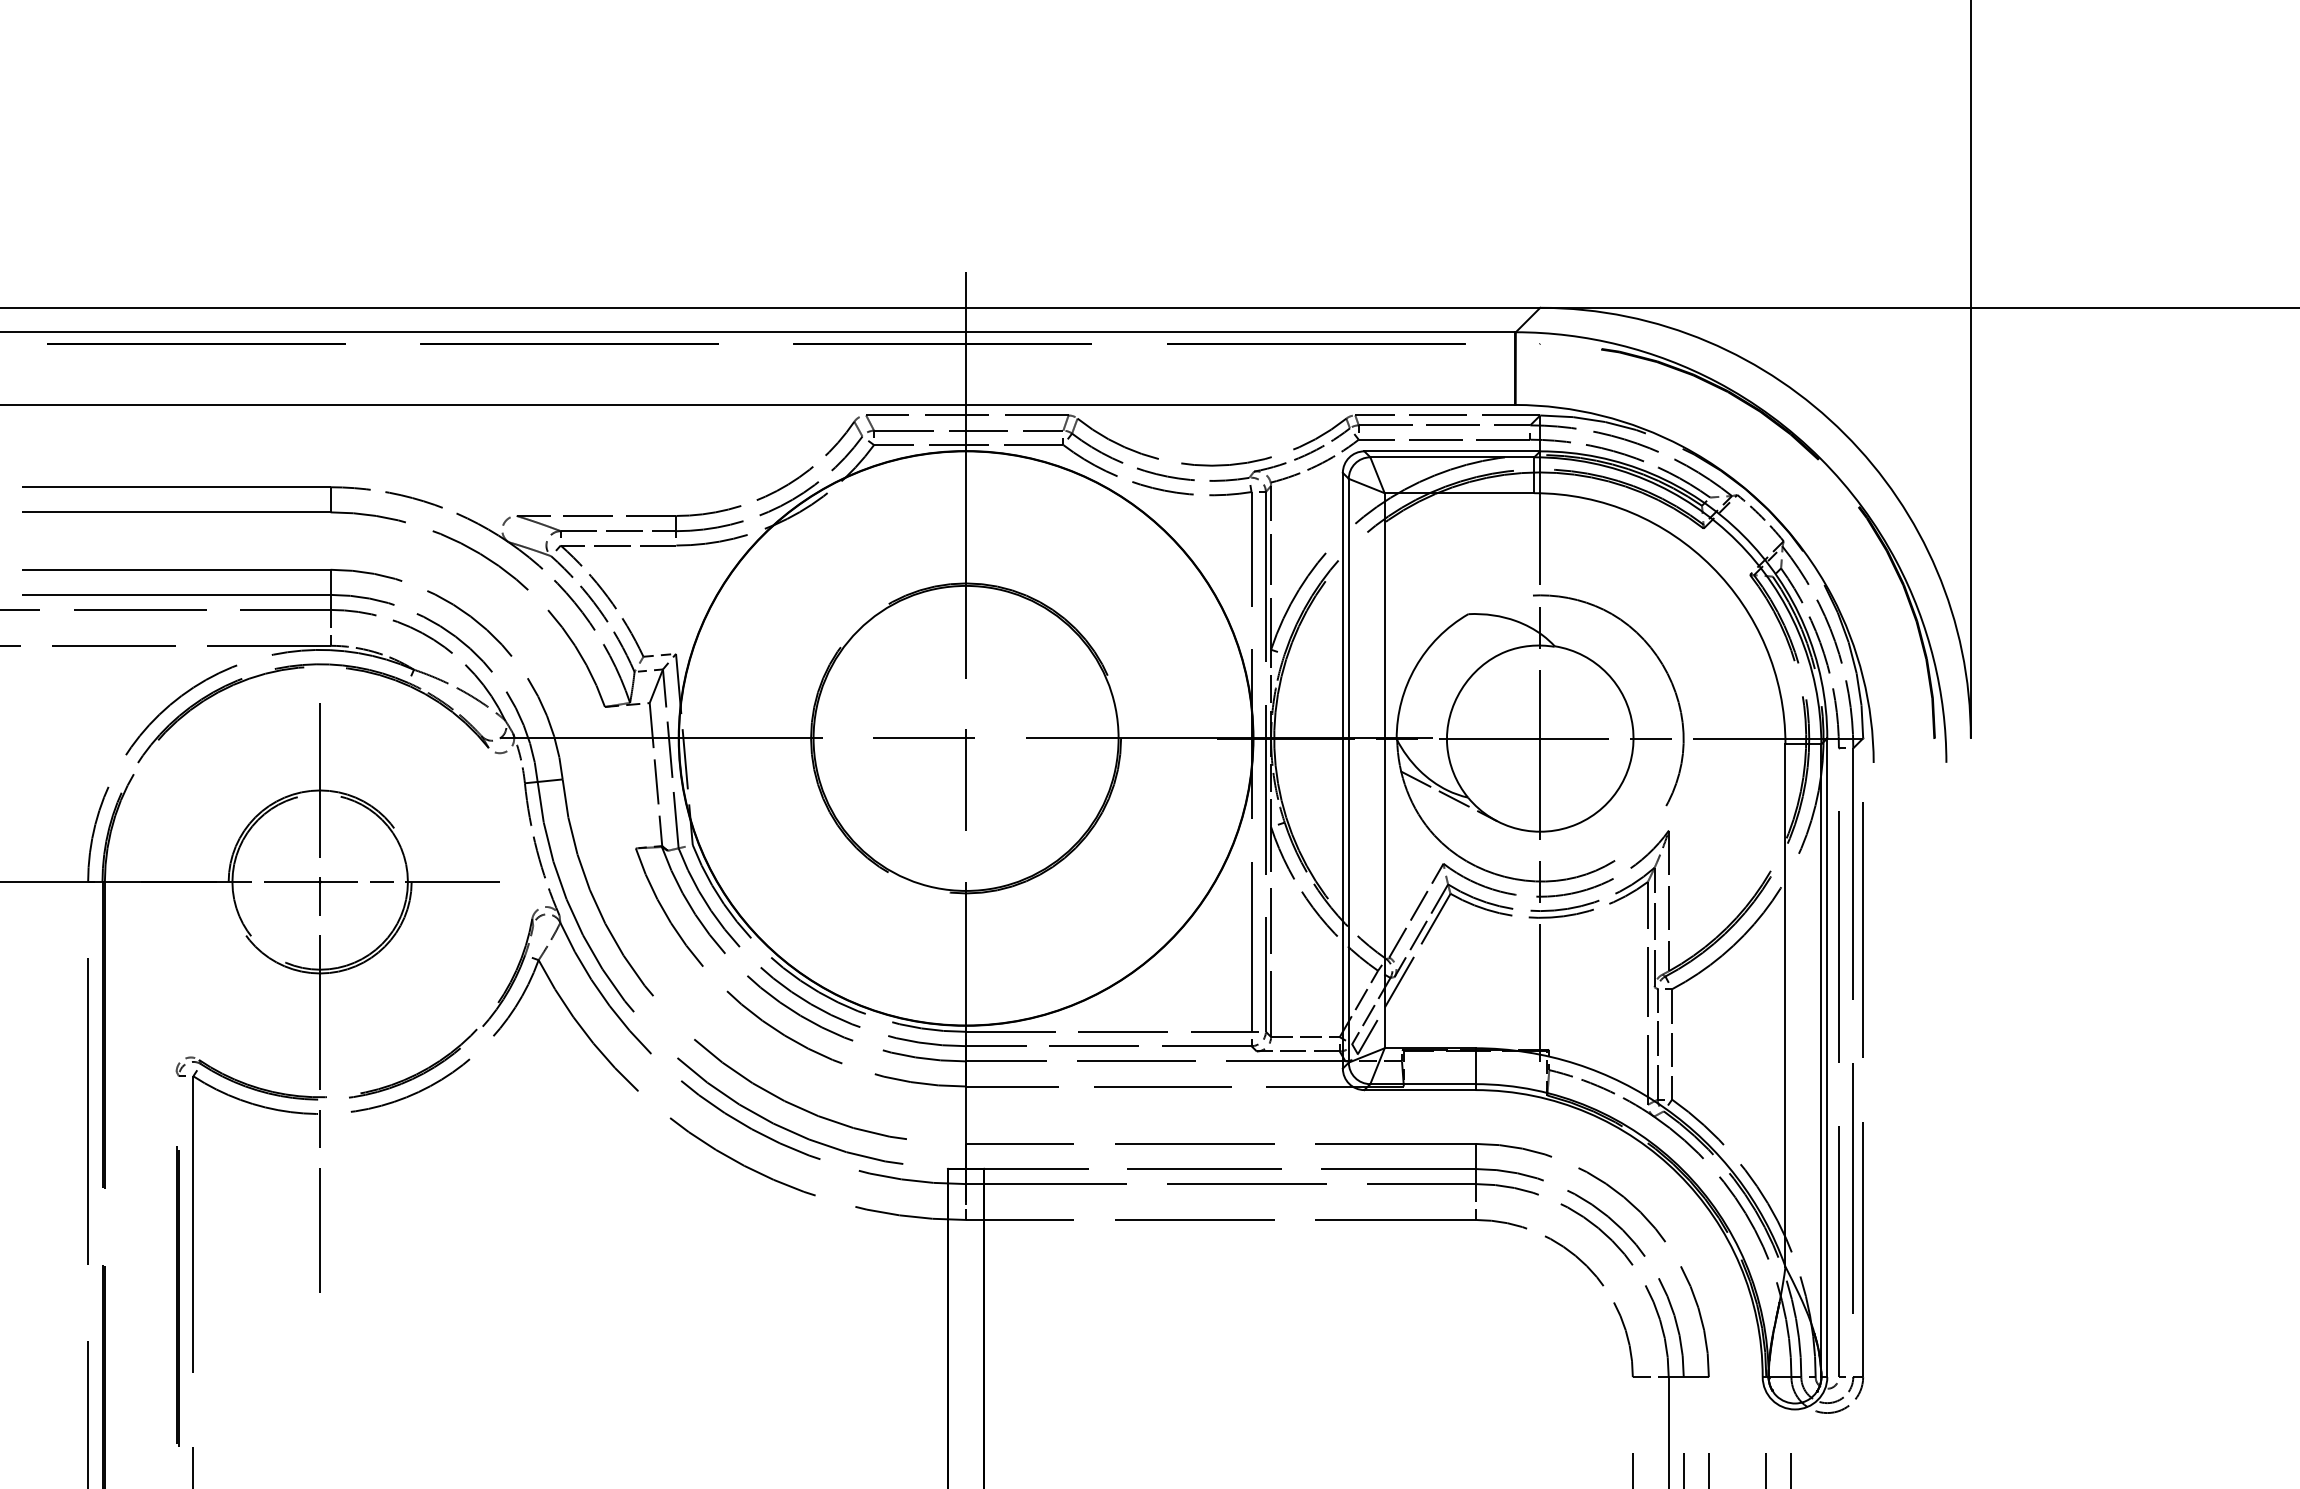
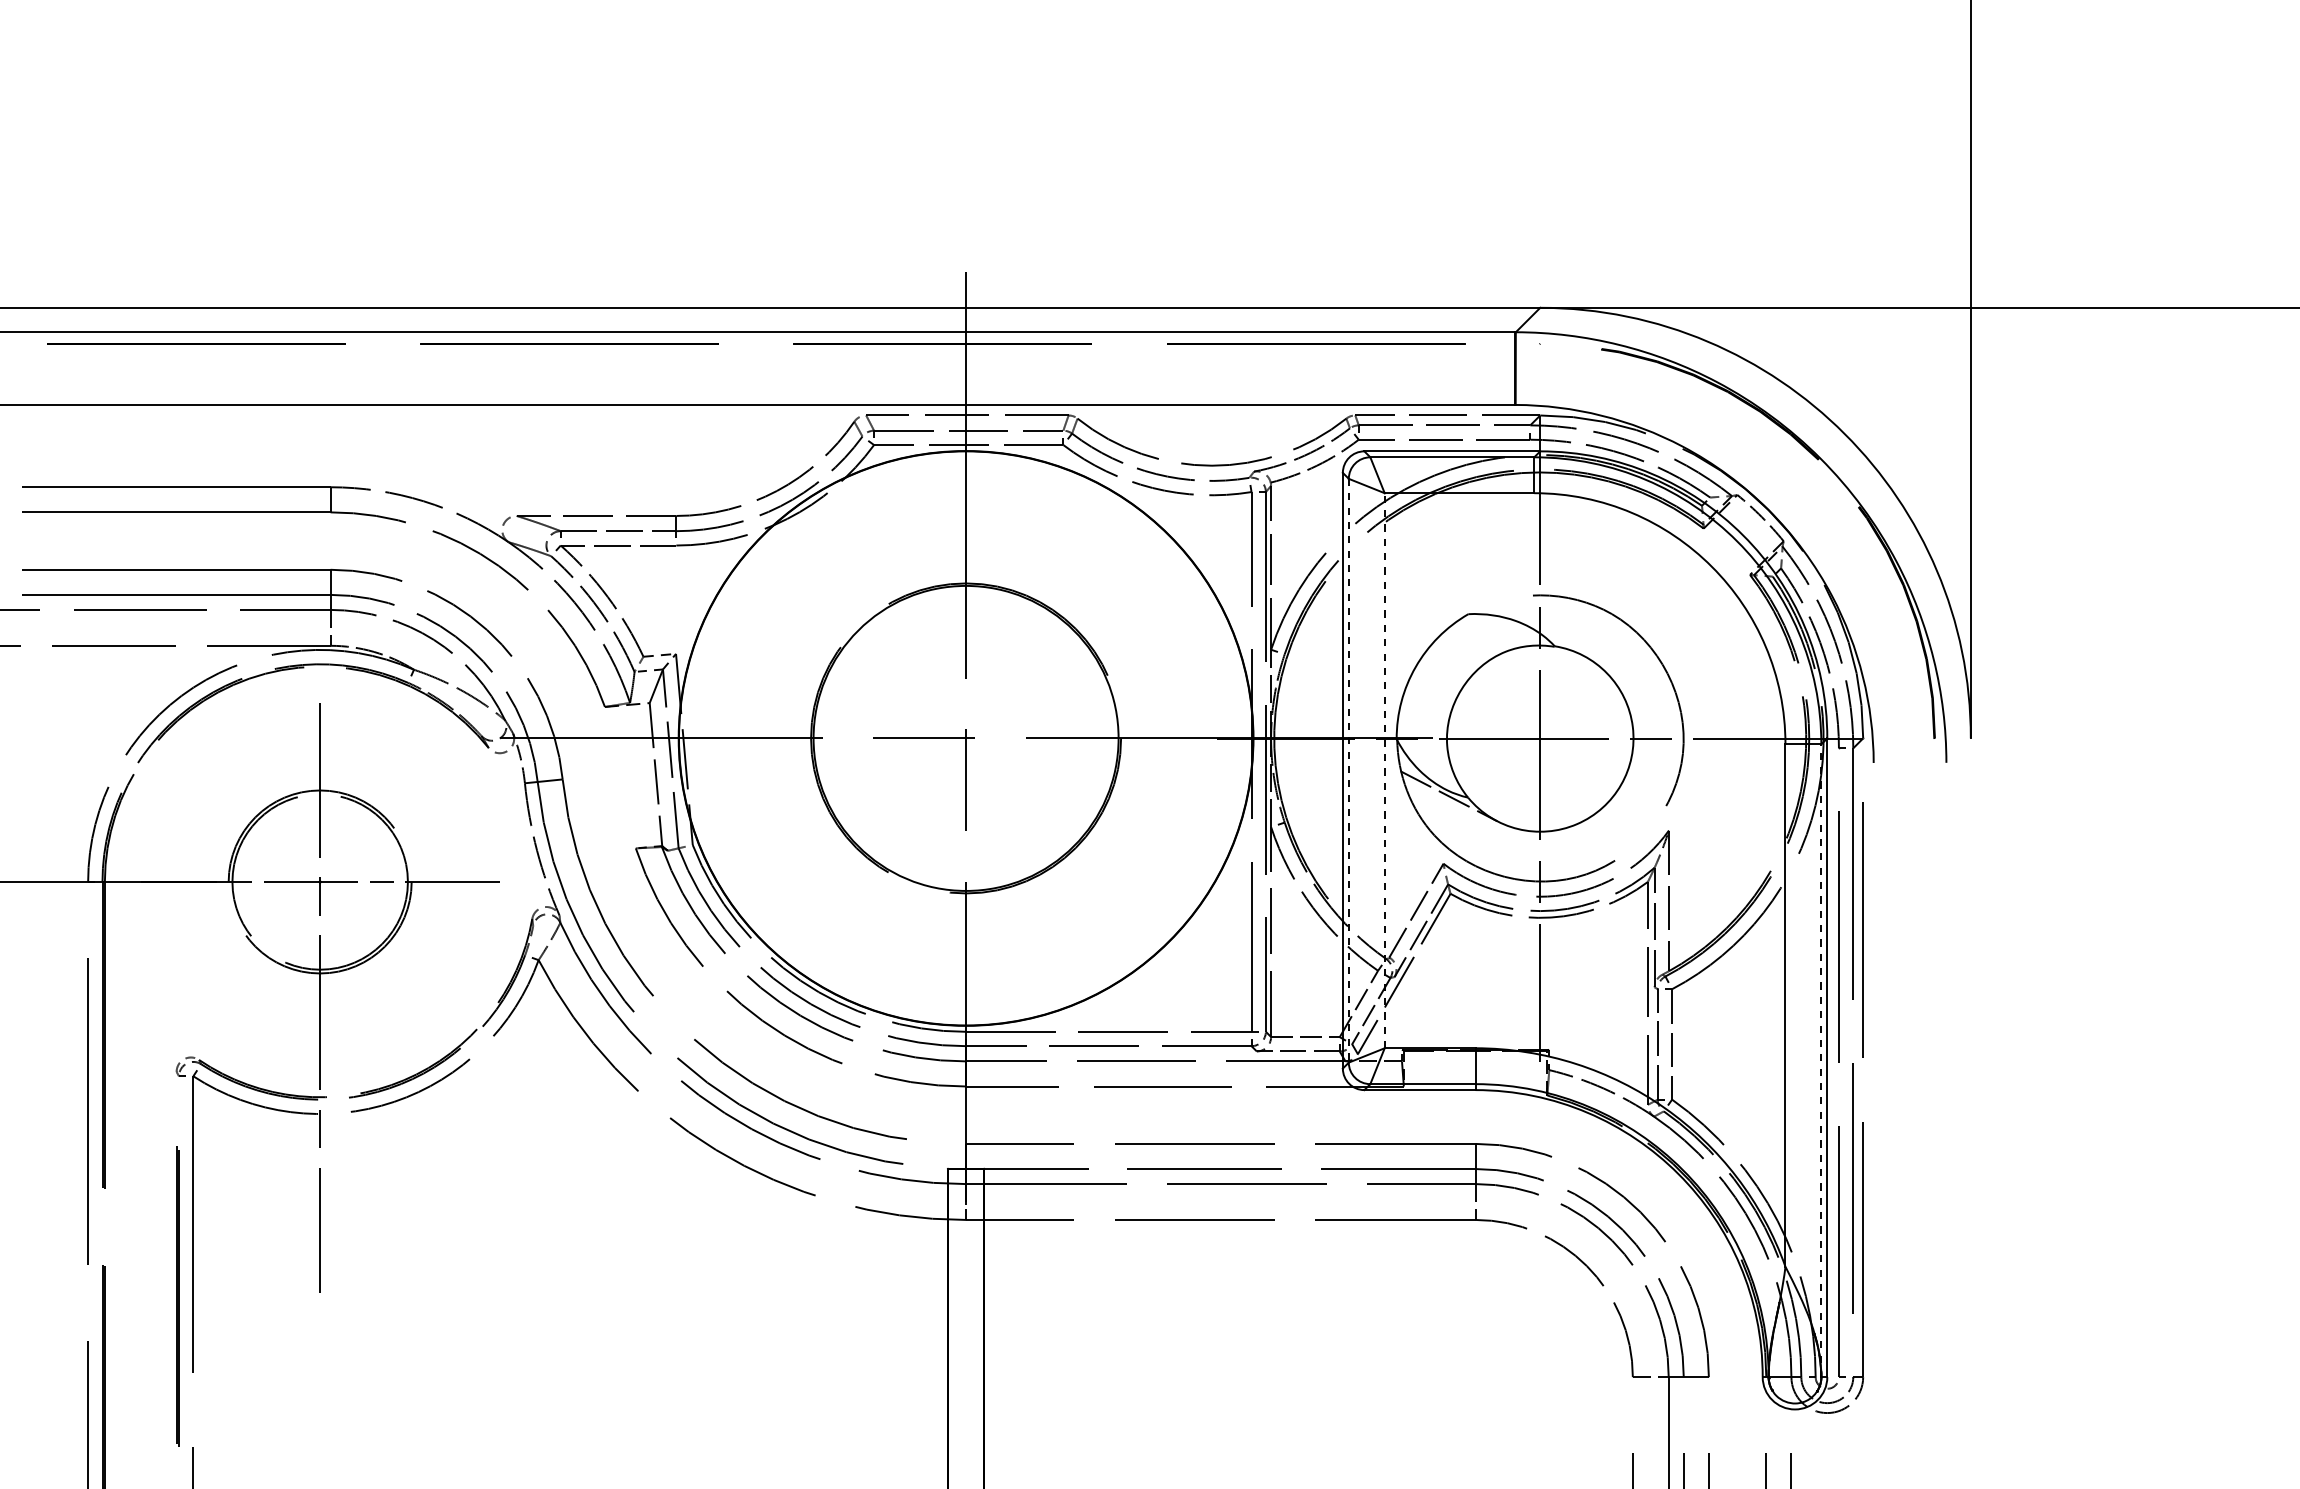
line: solid -> dashed (1348, 770)
line: solid -> dashed (1384, 770)
line: solid -> dashed (1821, 1060)
